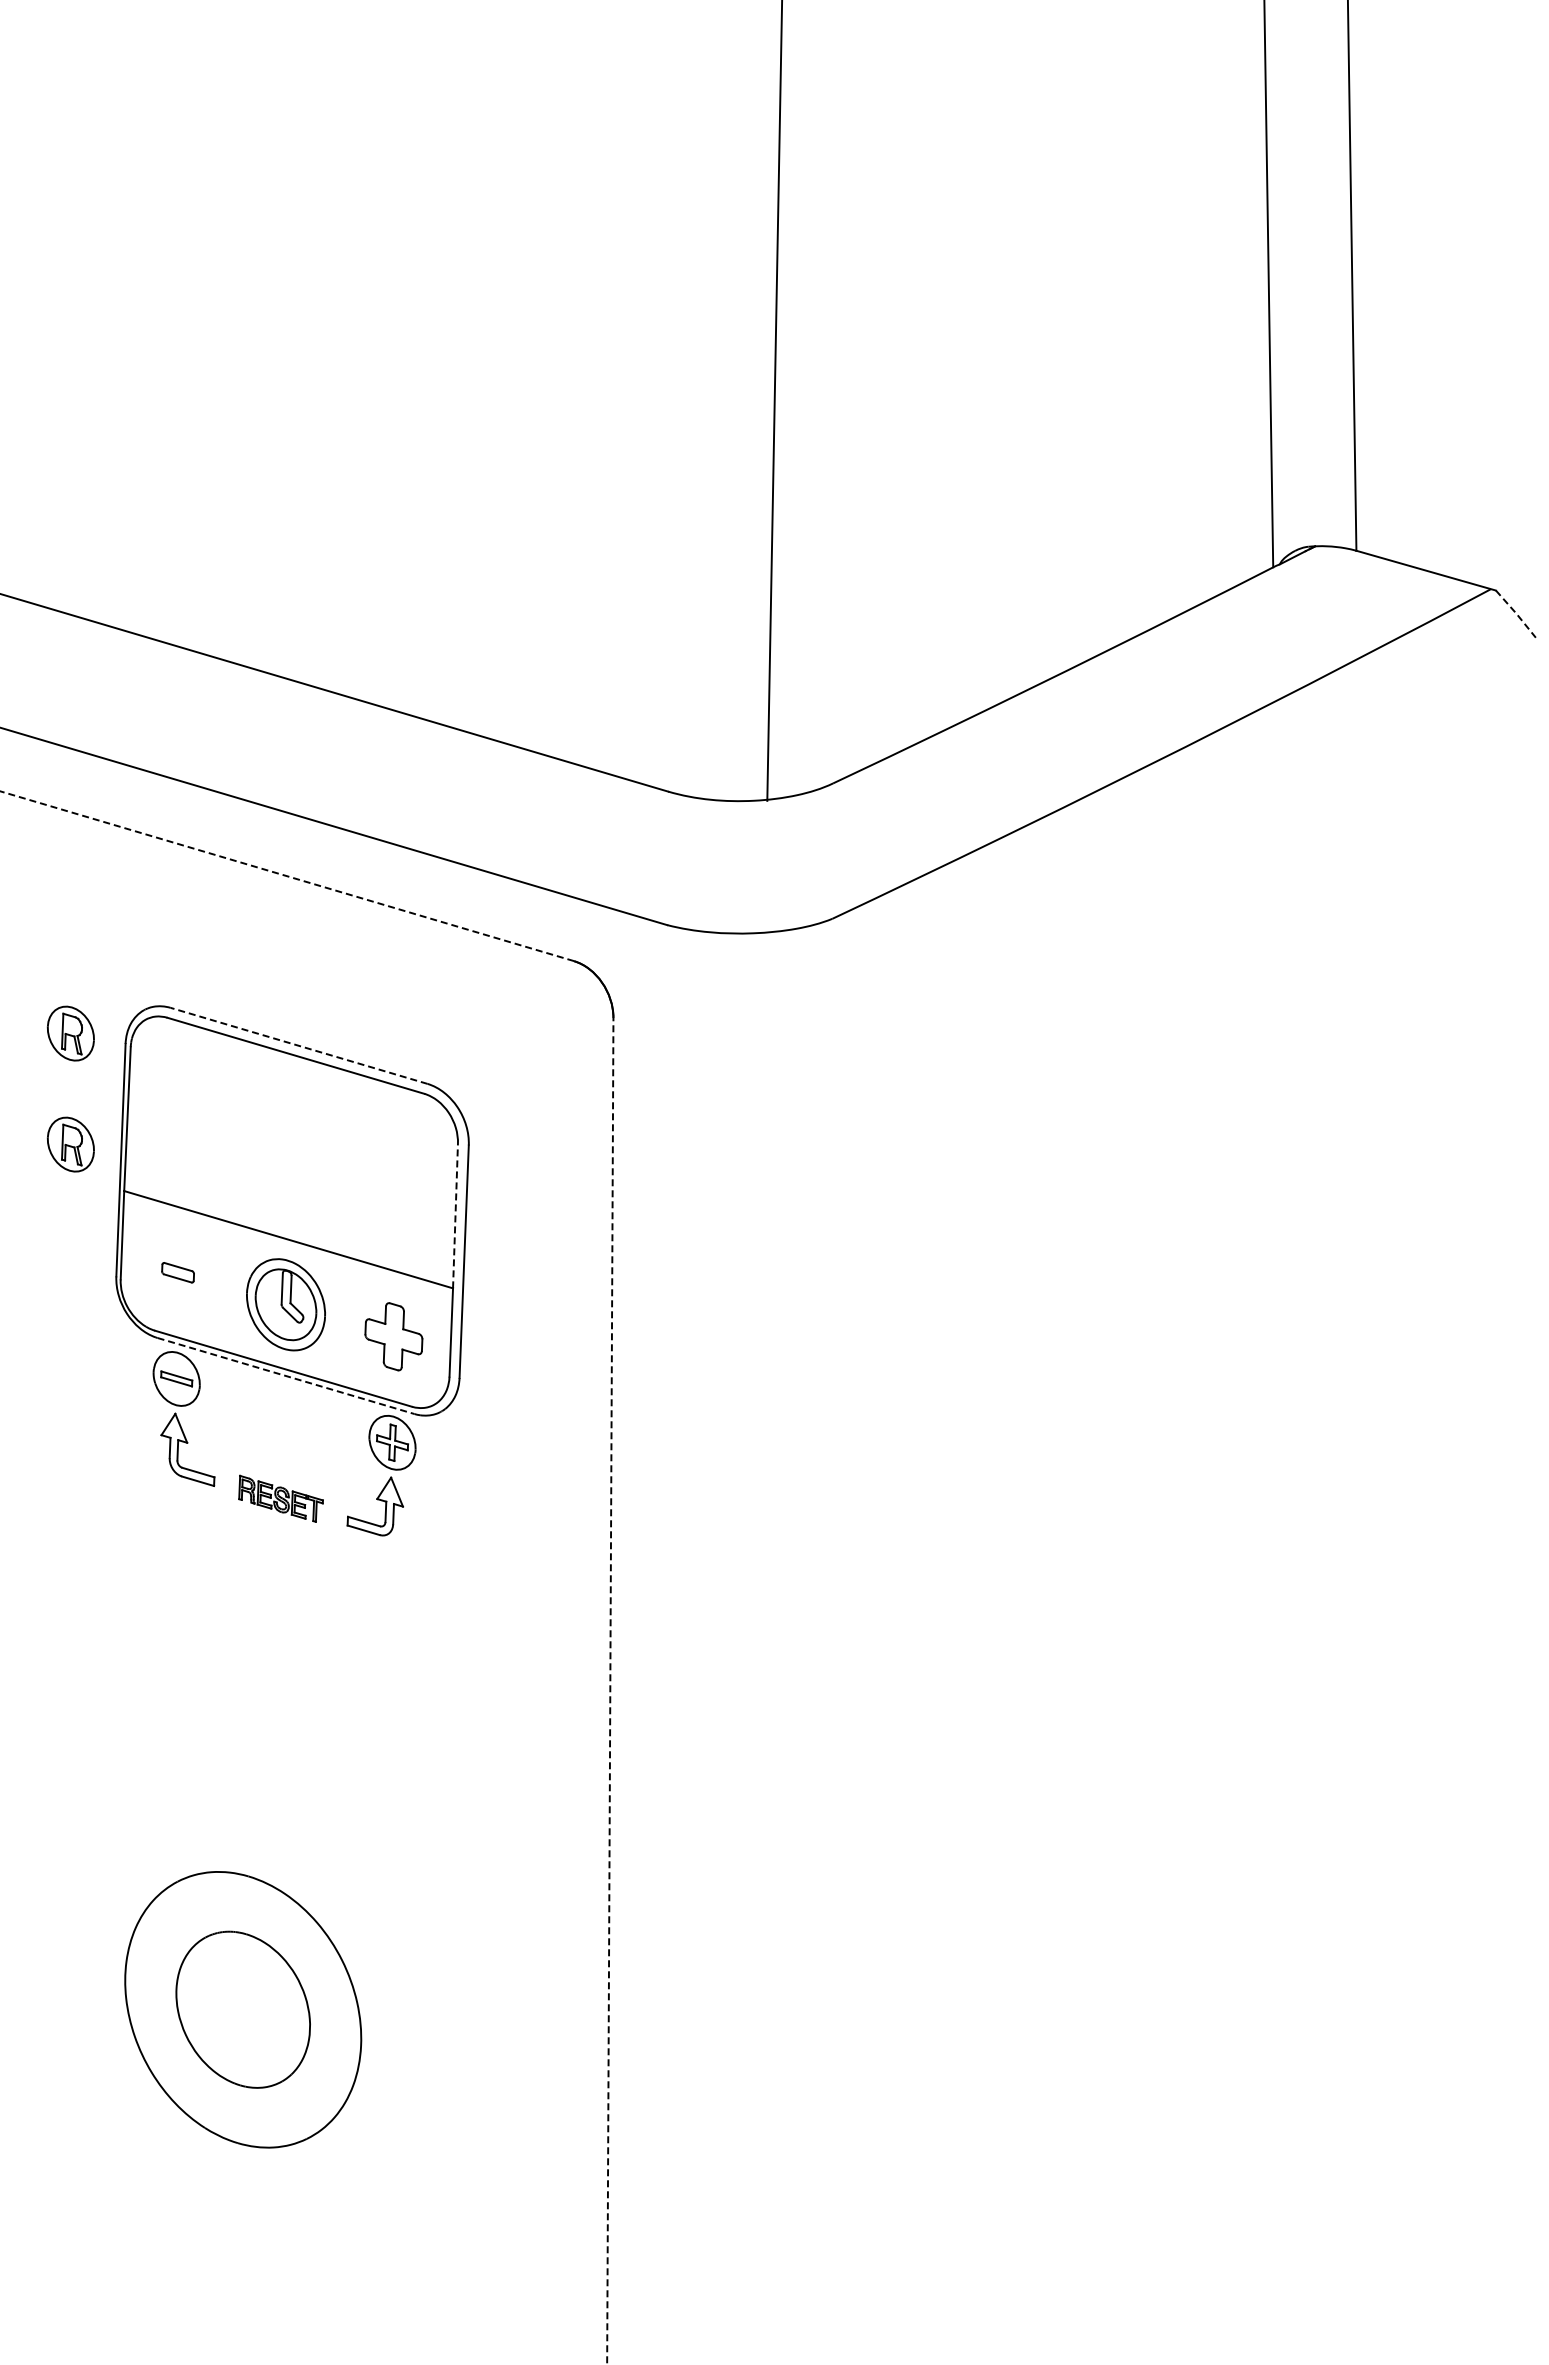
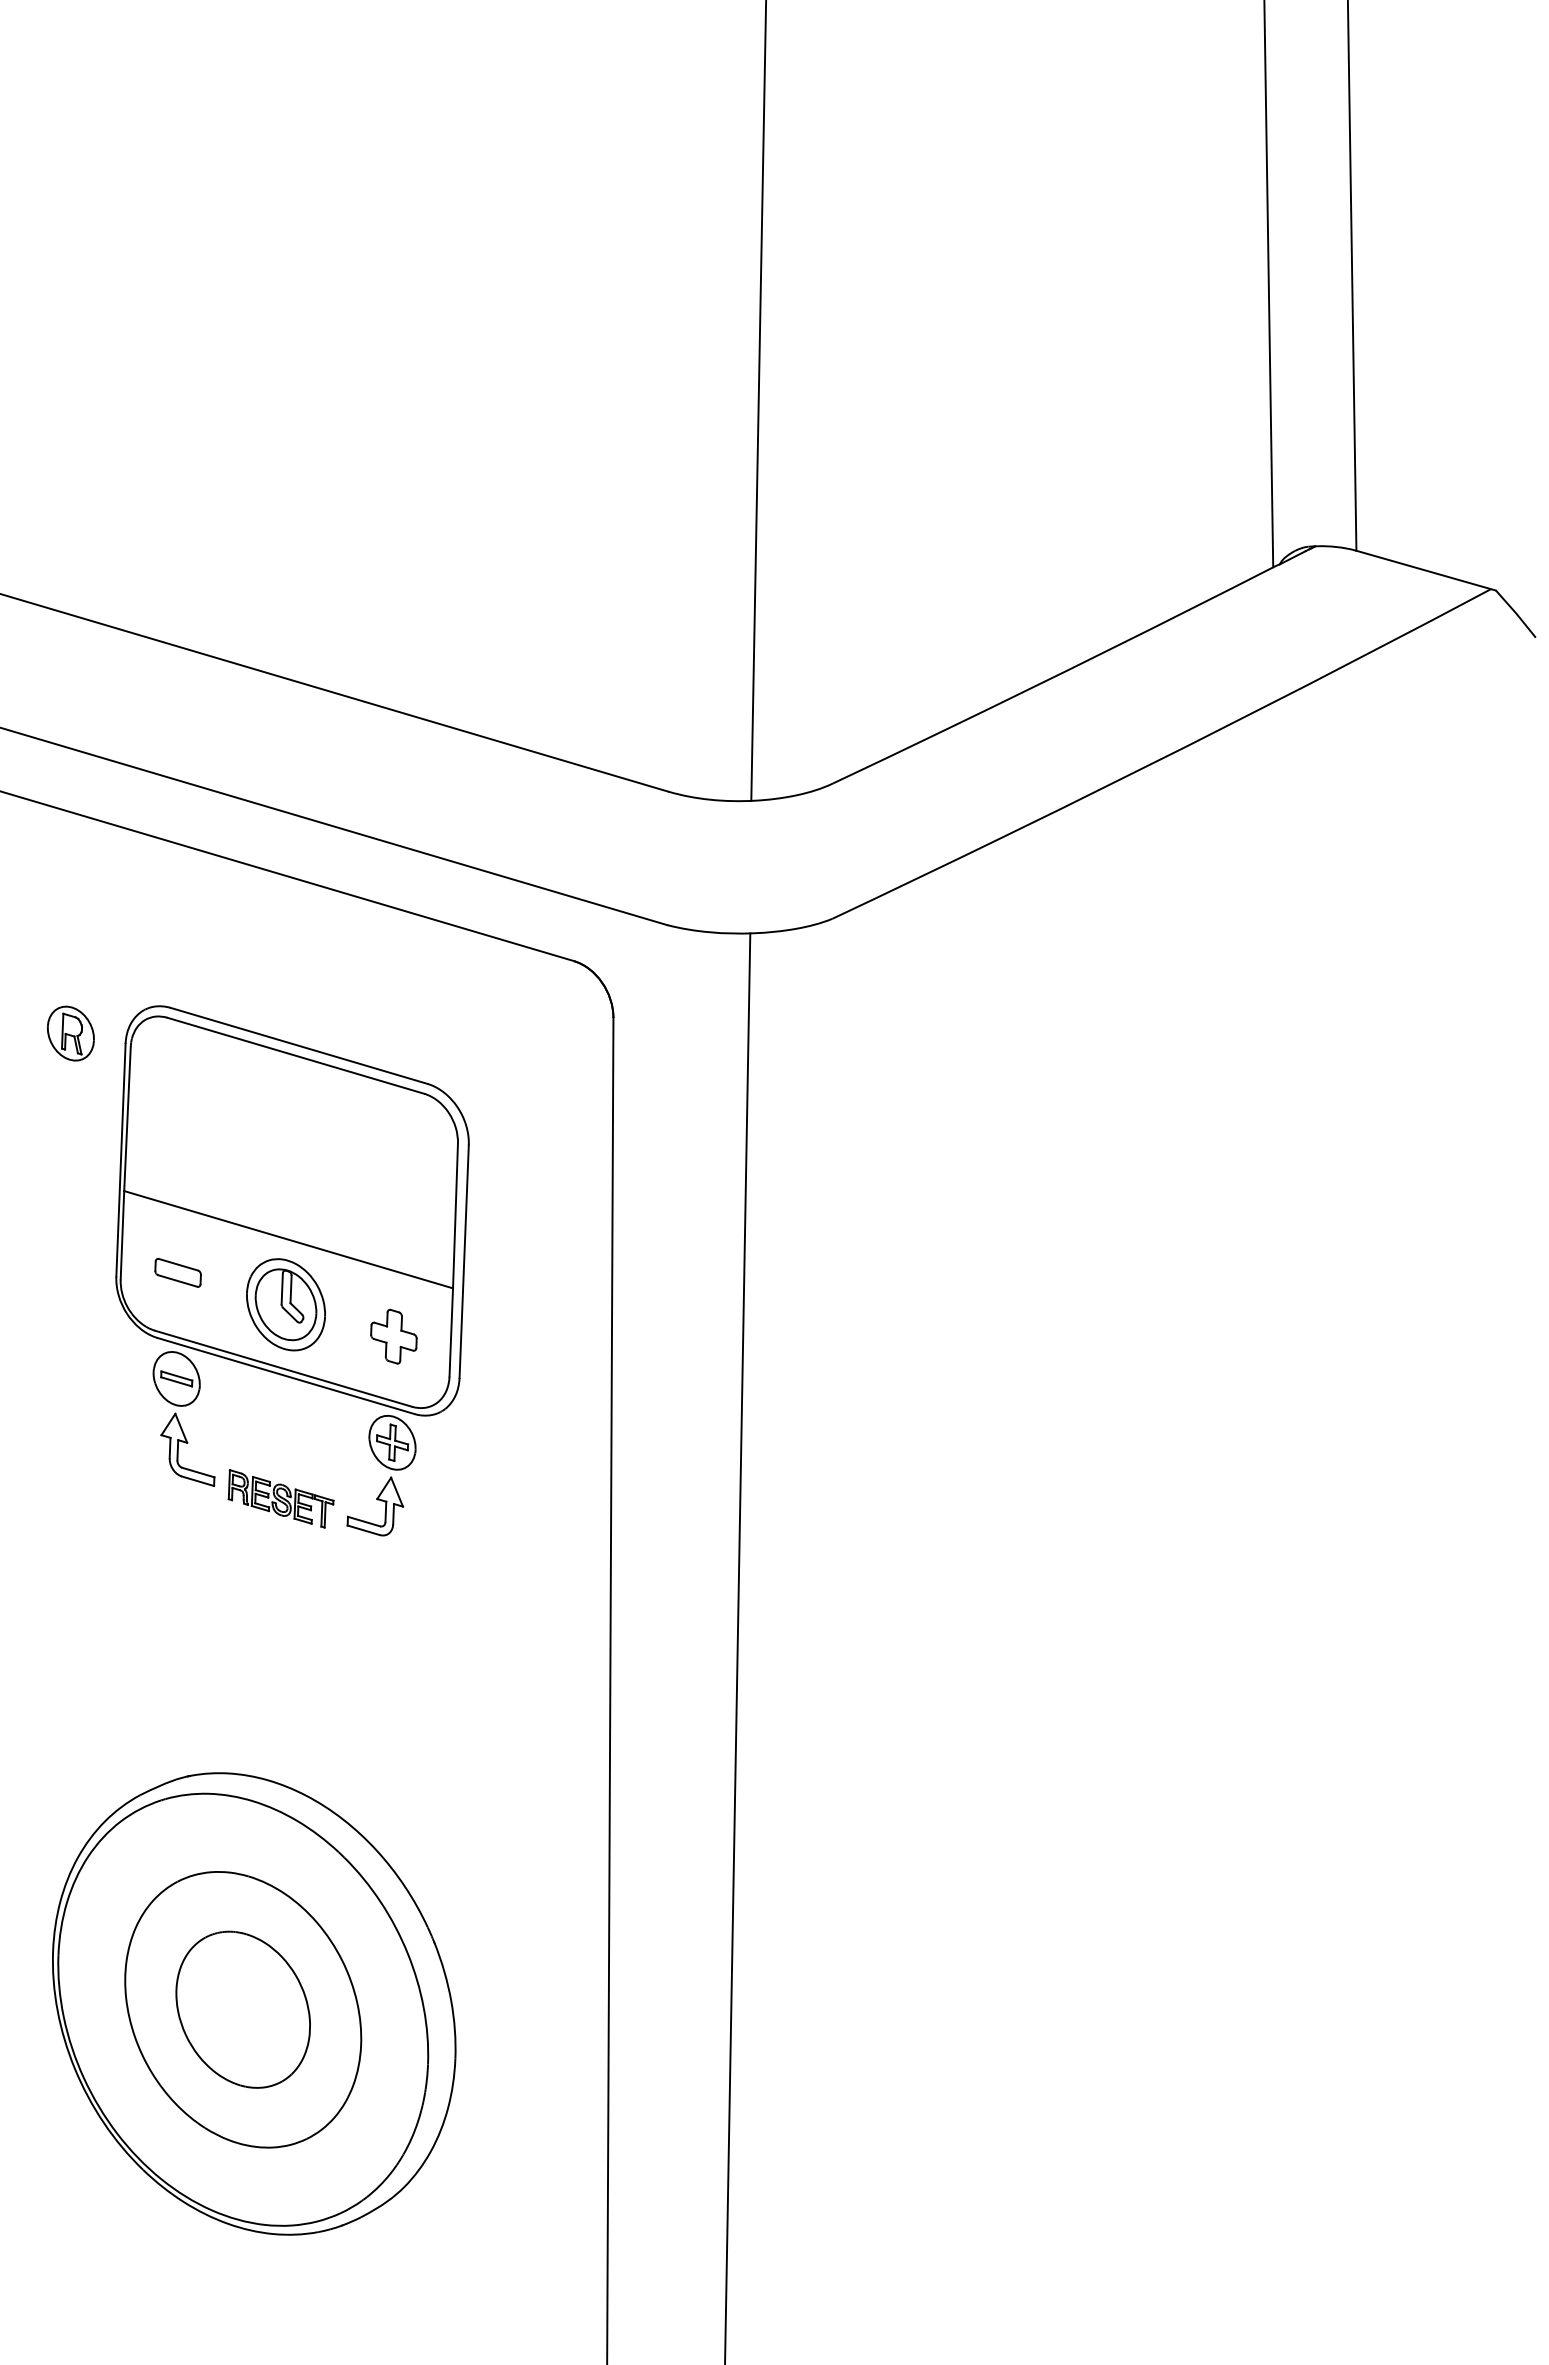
line position: (774, 401) -> (758, 401) (758, 401)
line: dashed -> solid (1516, 613)
line: dashed -> solid (287, 876)
line: dashed -> solid (299, 1045)
part: present -> none (70, 1144)
line: dashed -> solid (455, 1215)
part size: 34x22 px -> 48x31 px (177, 1272)
part size: 60x70 px -> 48x57 px (393, 1336)
line: dashed -> solid (286, 1376)
part size: 86x49 px -> 108x60 px (280, 1498)
line: none -> present (737, 1647)
line: dashed -> solid (610, 1690)
part: none -> present (254, 2003)
